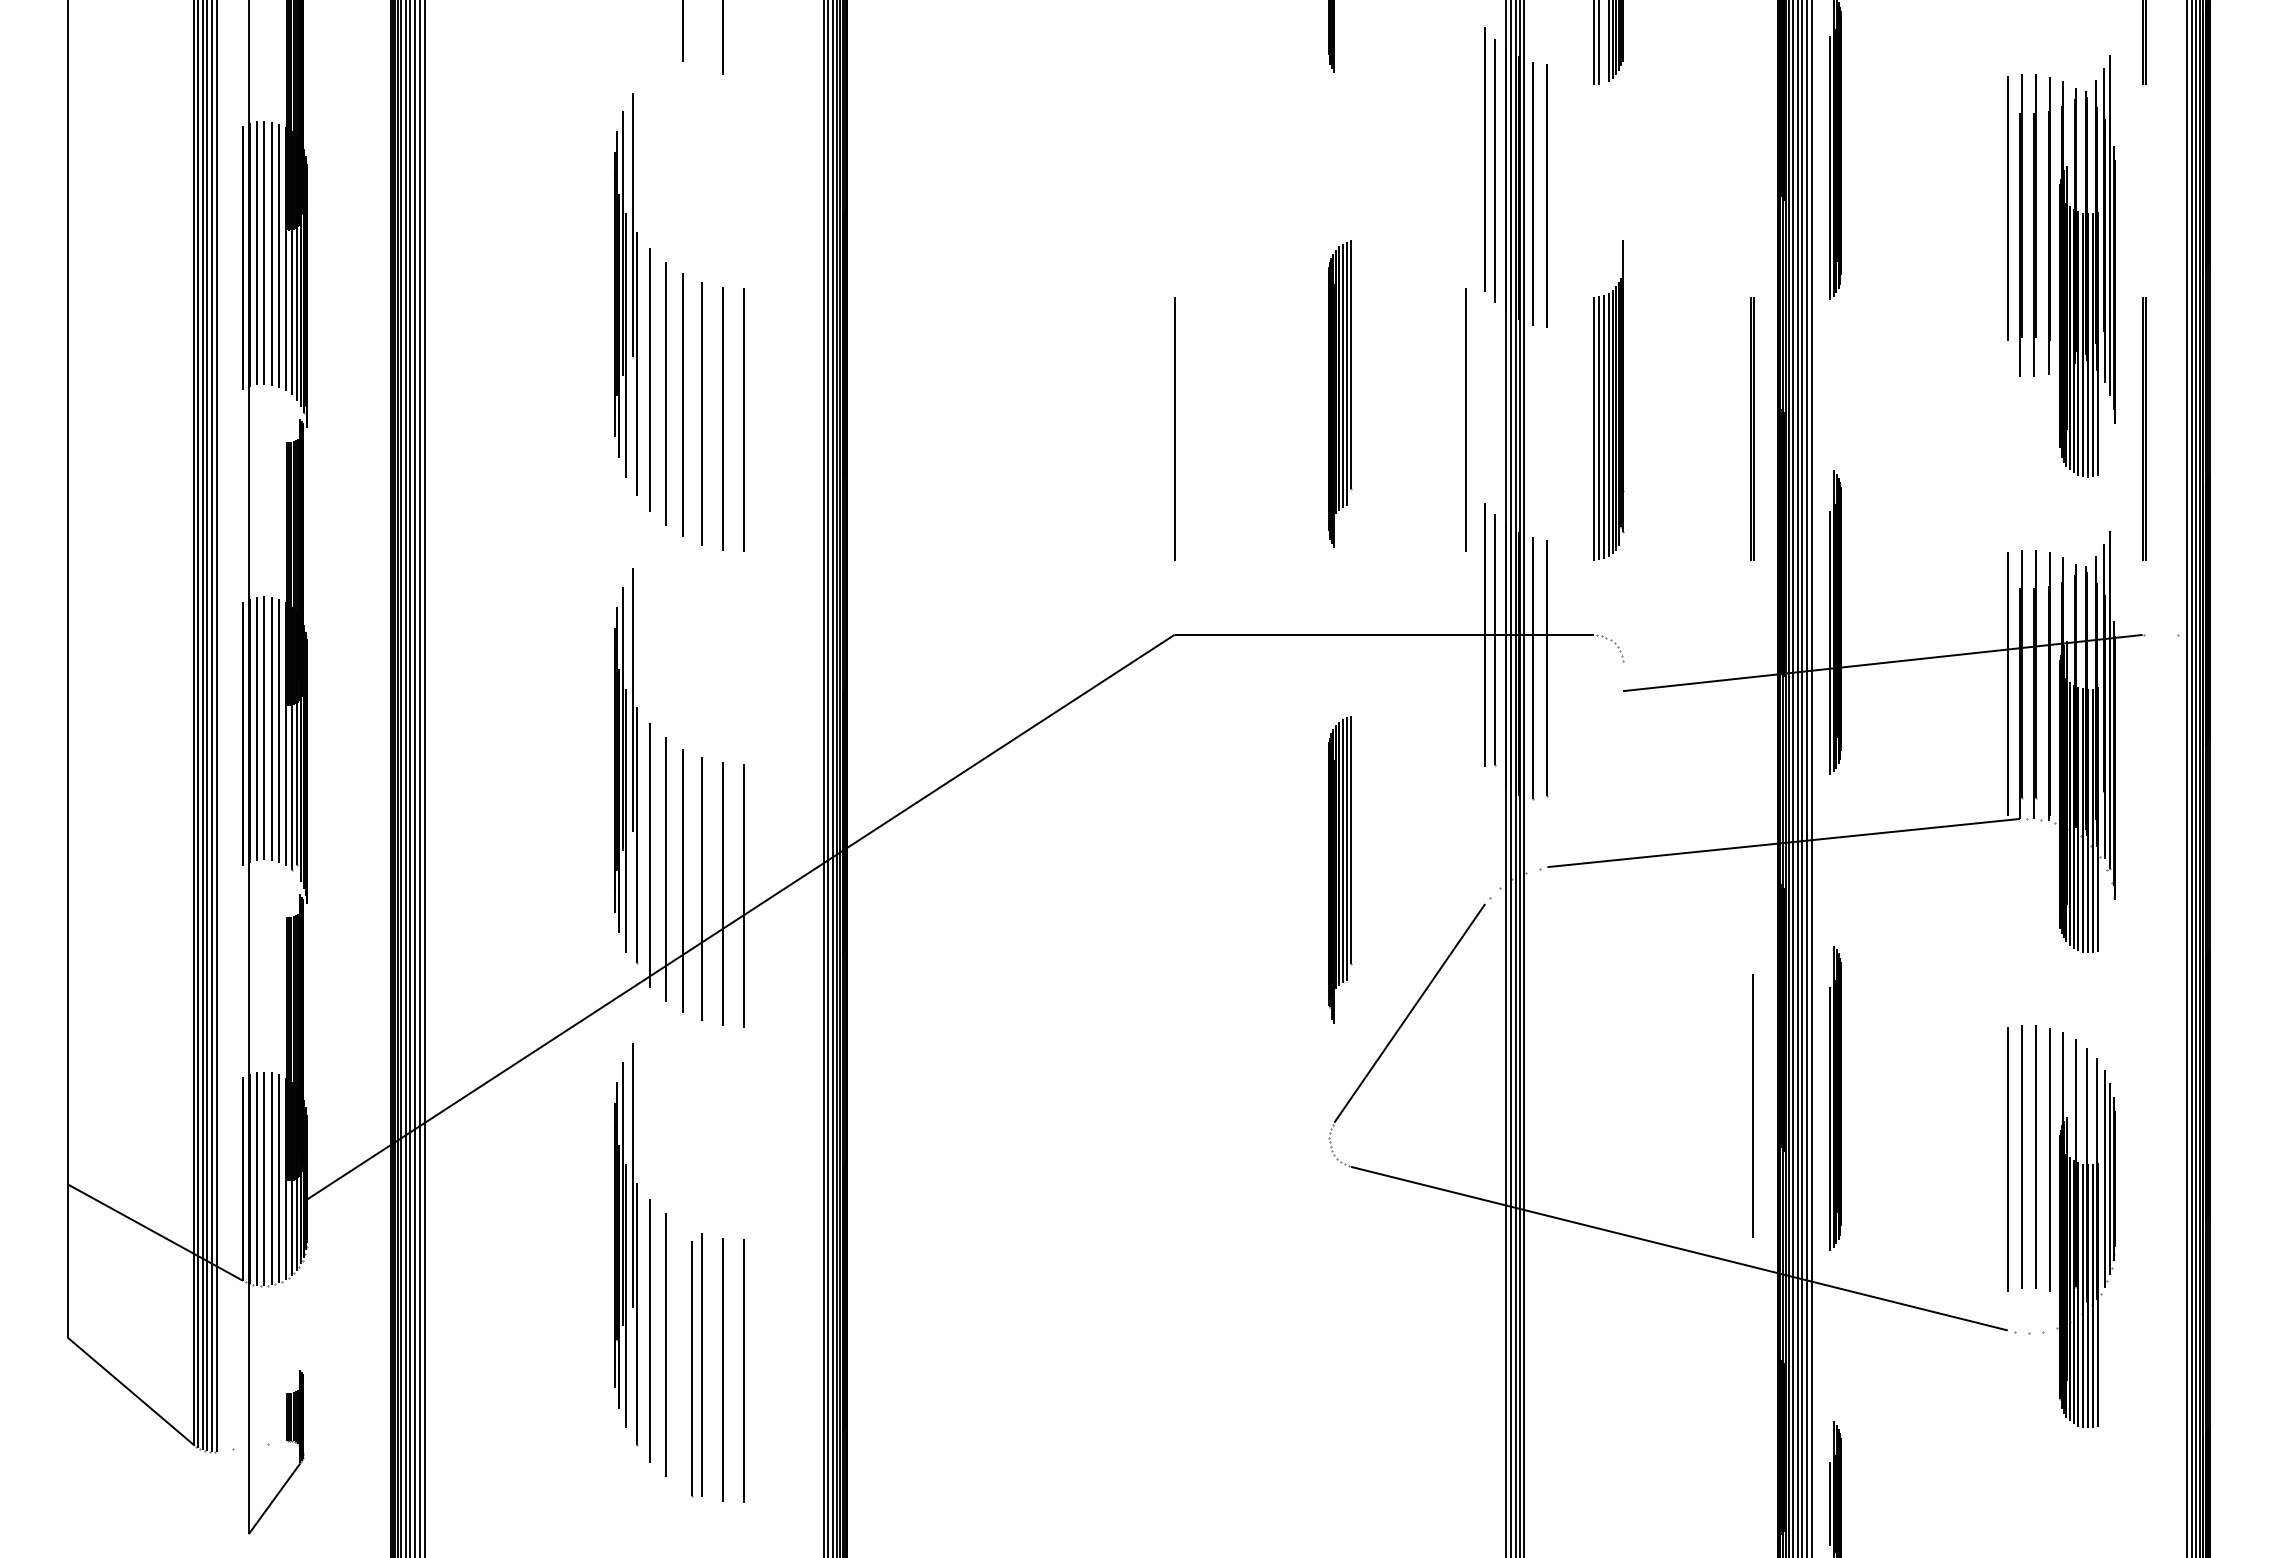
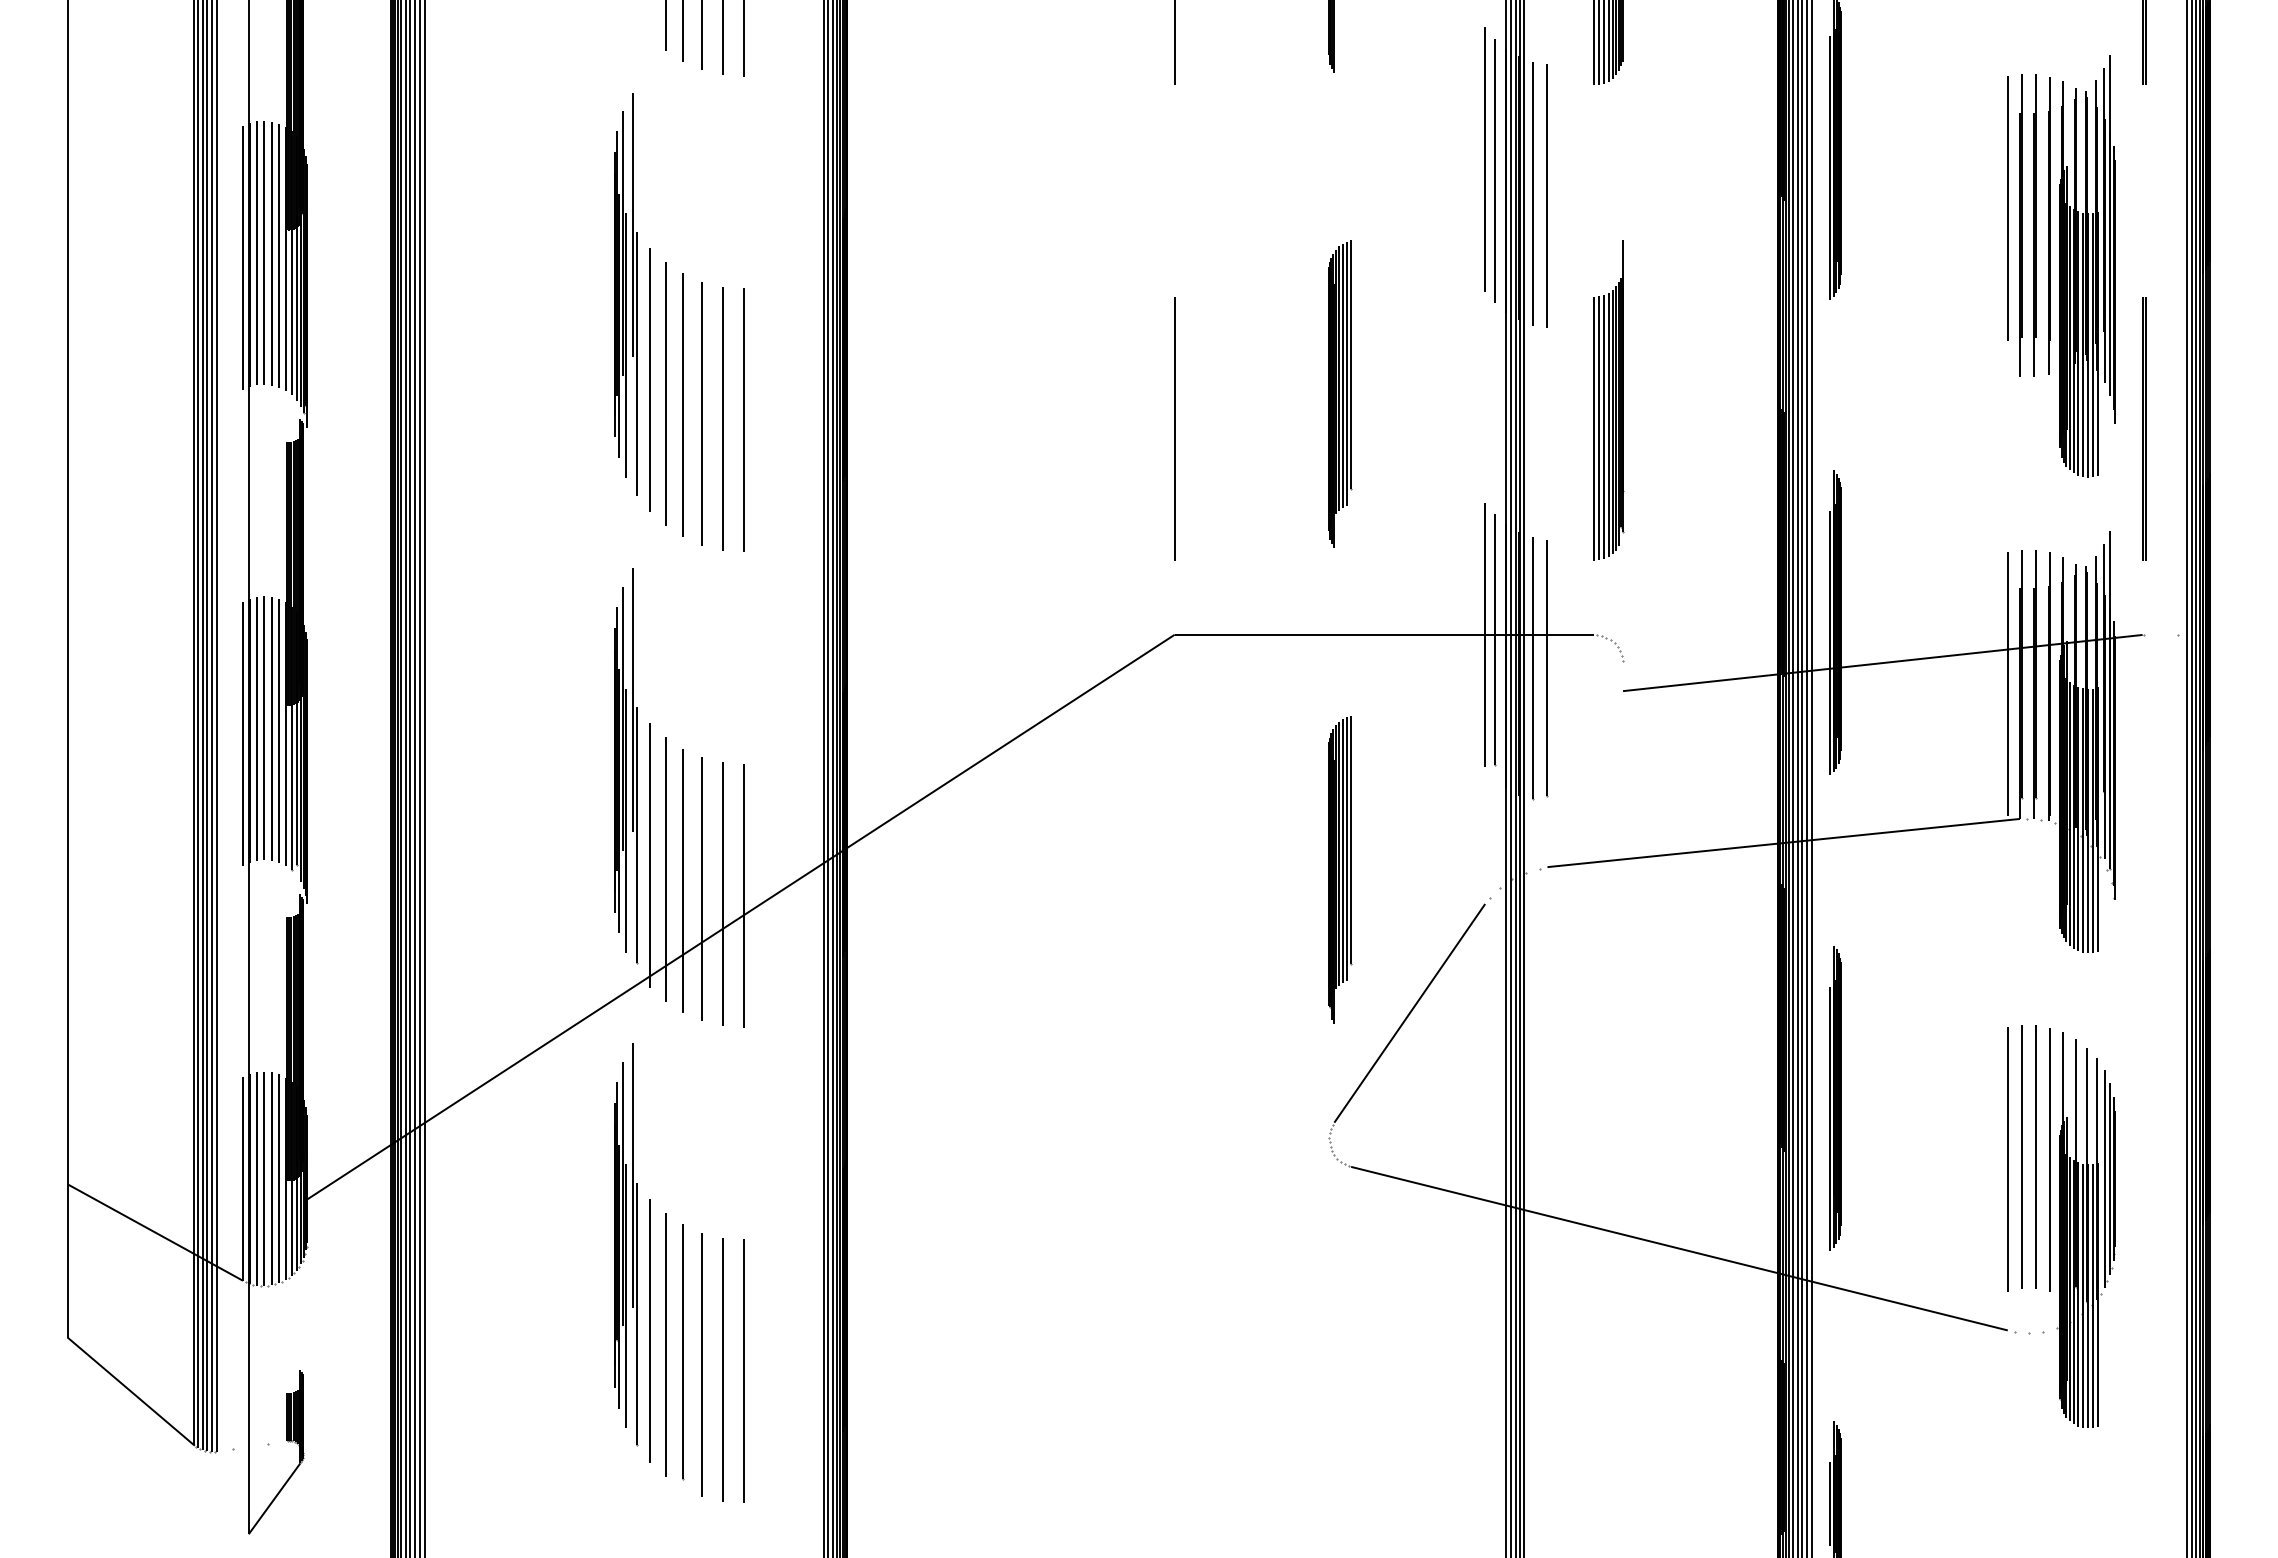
line: none -> present (665, 26)
line: none -> present (702, 36)
line: none -> present (743, 39)
line: none -> present (1604, 42)
line: none -> present (1174, 43)
line: present -> none (1465, 419)
line: present -> none (1751, 428)
line: present -> none (1752, 1105)
line position: (692, 1369) -> (683, 1352) (683, 1352)
